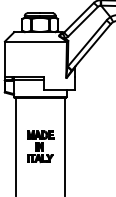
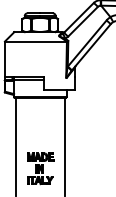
part position: (40, 146) -> (40, 168) (40, 168)
